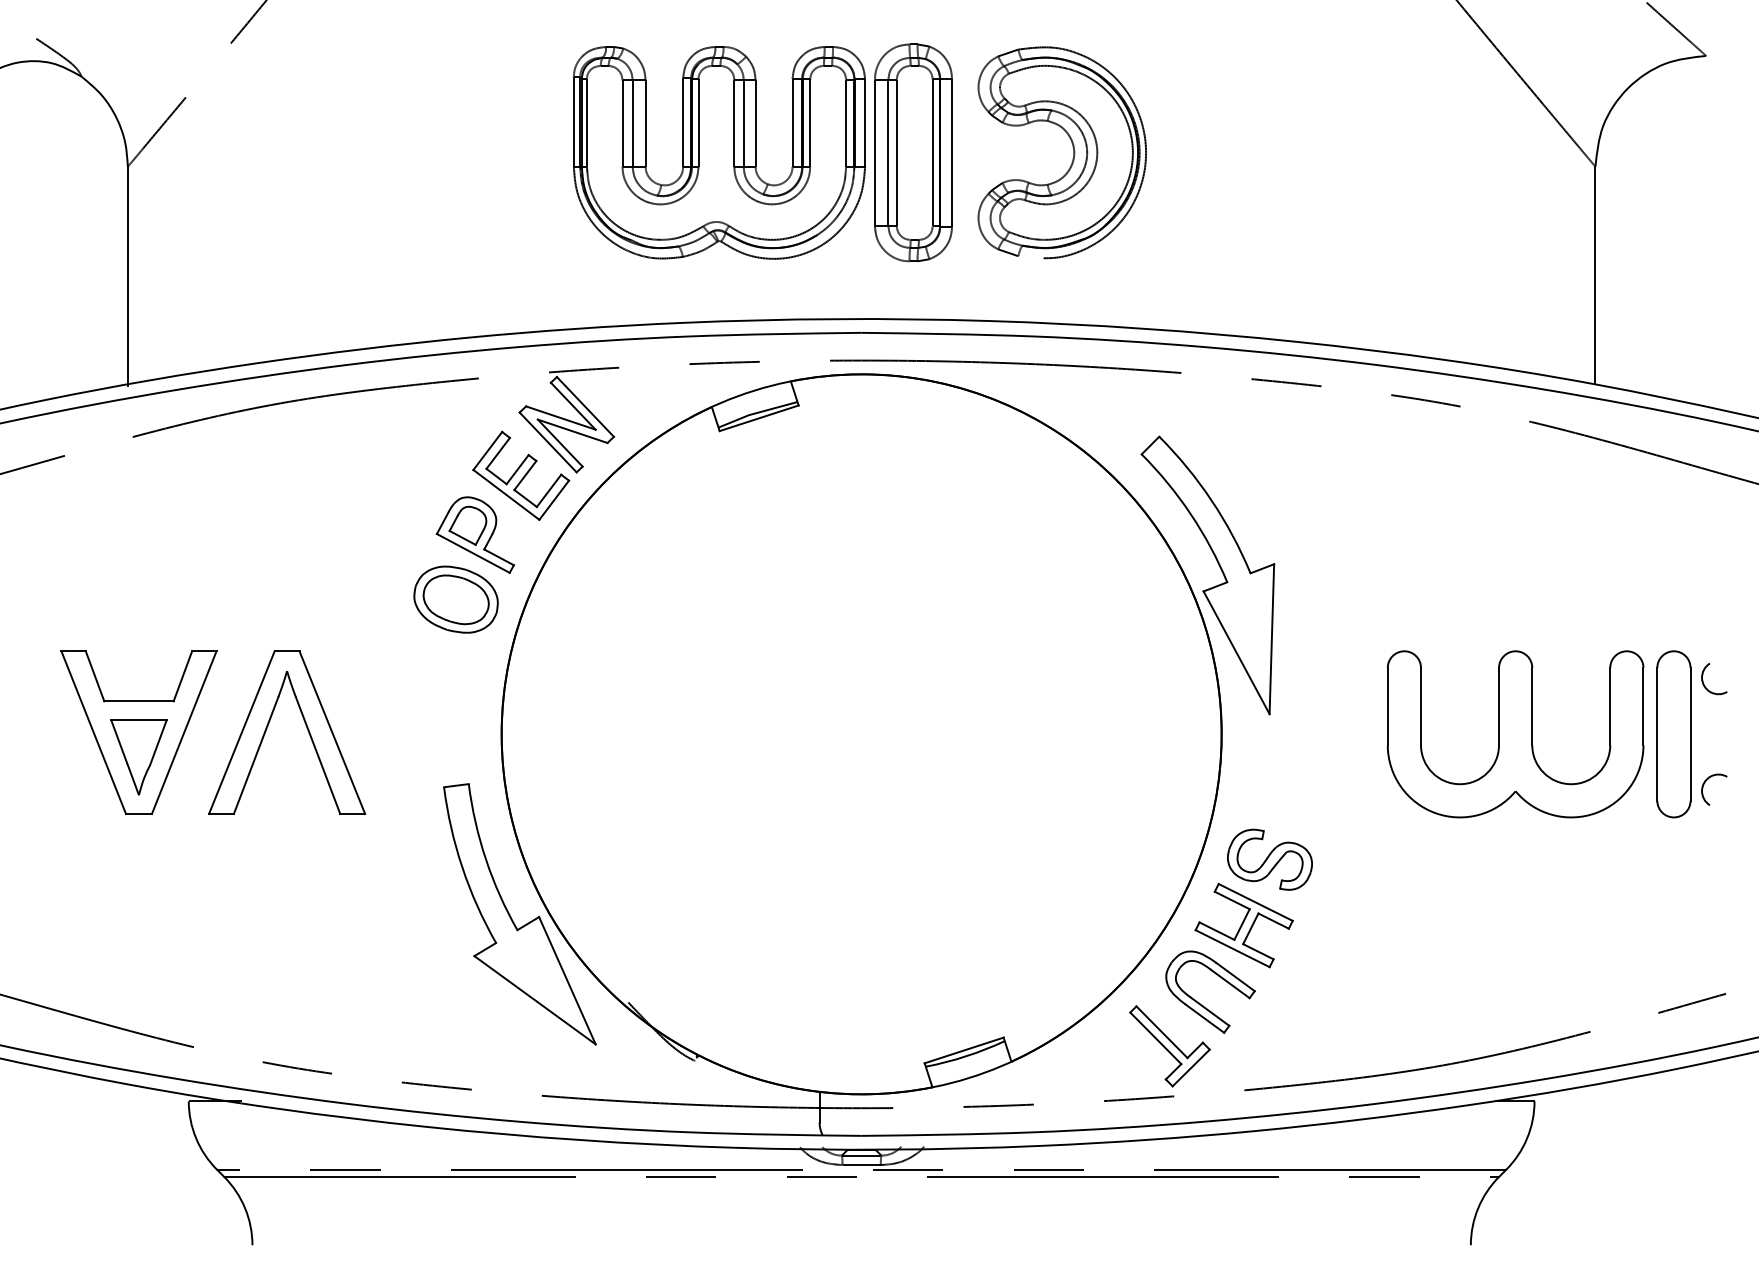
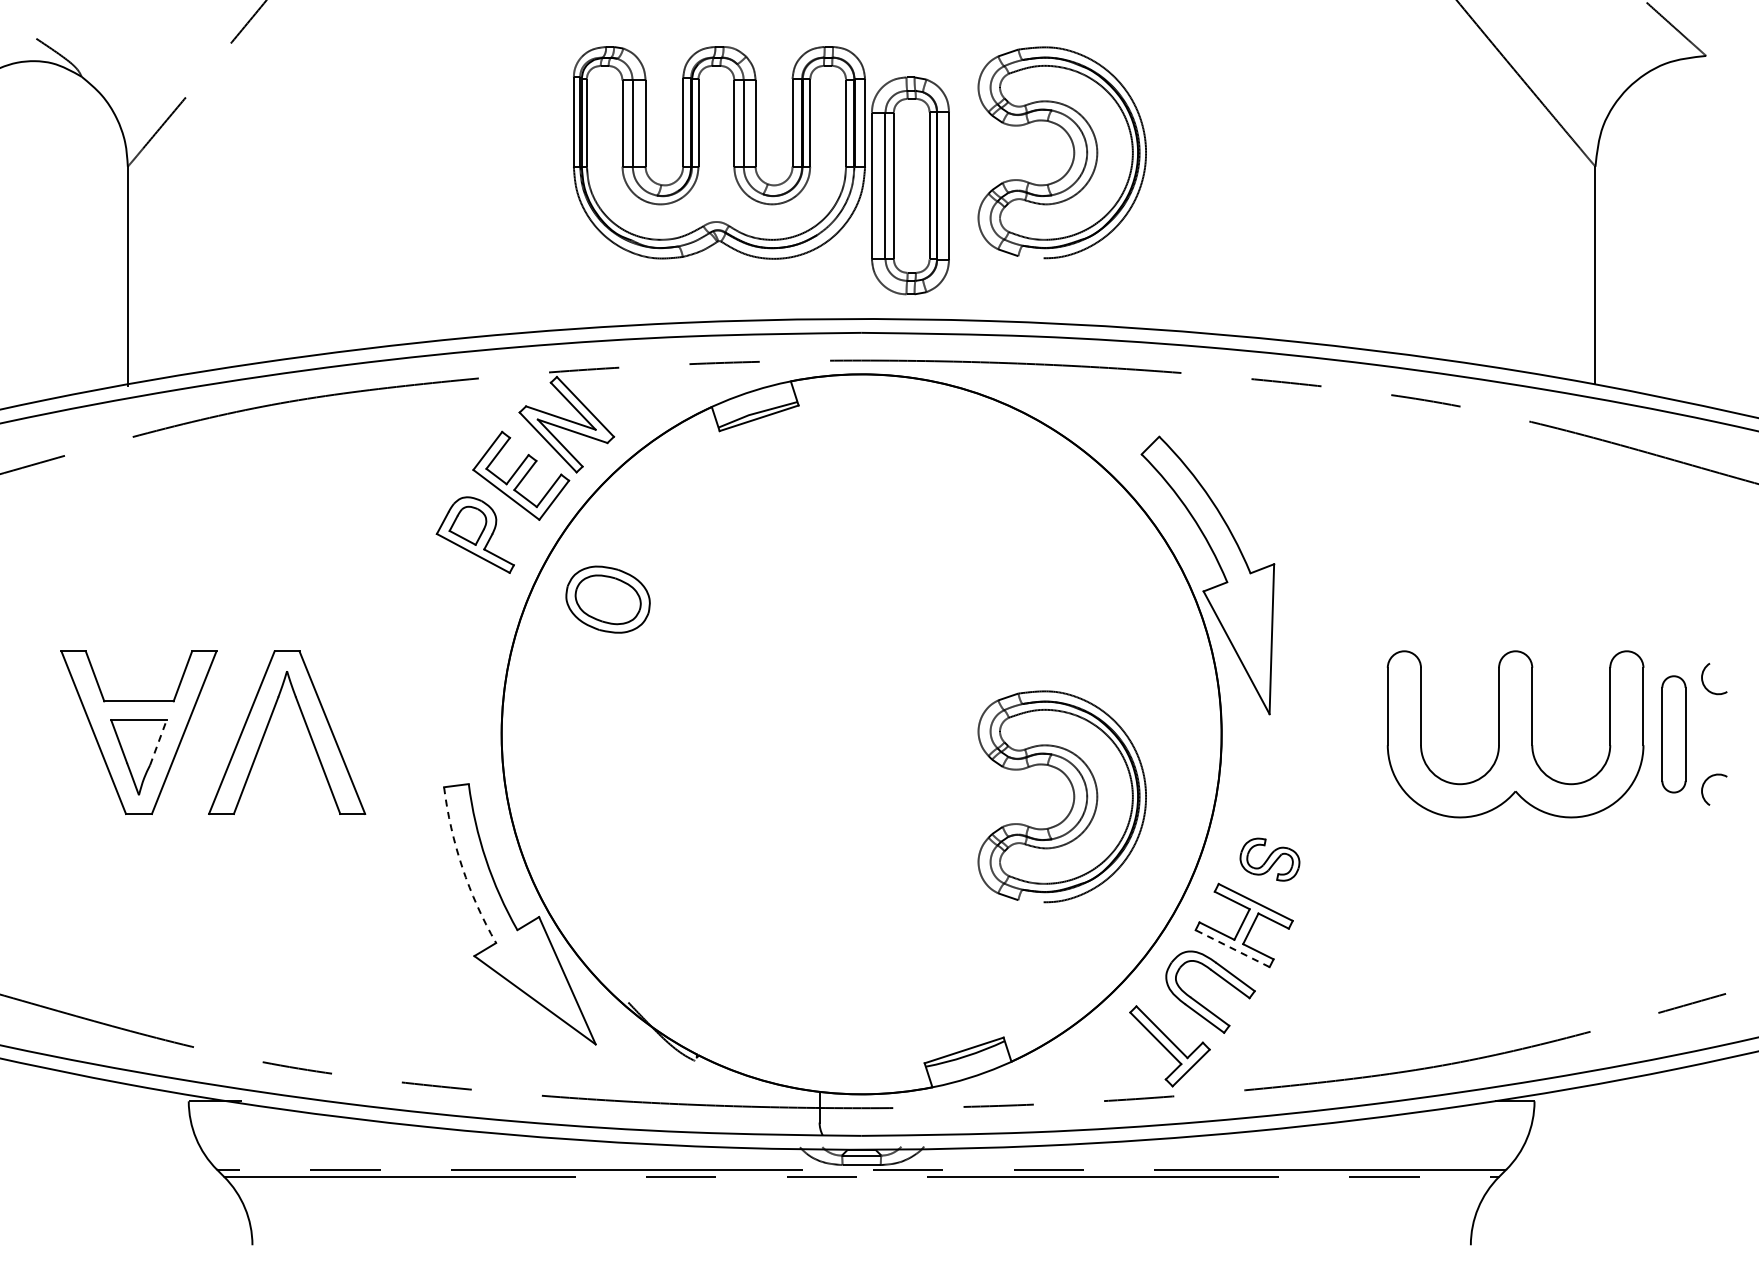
part position: (913, 152) -> (910, 185) (910, 185)
part position: (455, 599) -> (607, 599) (607, 599)
part size: 36x169 px -> 26x119 px (1673, 734)
line: solid -> dashed (158, 742)
part: none -> present (1073, 796)
part size: 86x63 px -> 62x45 px (1269, 859)
arc: solid -> dashed (462, 867)
line: solid -> dashed (1232, 948)
